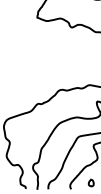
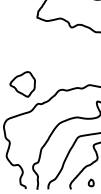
part: none -> present (22, 84)
